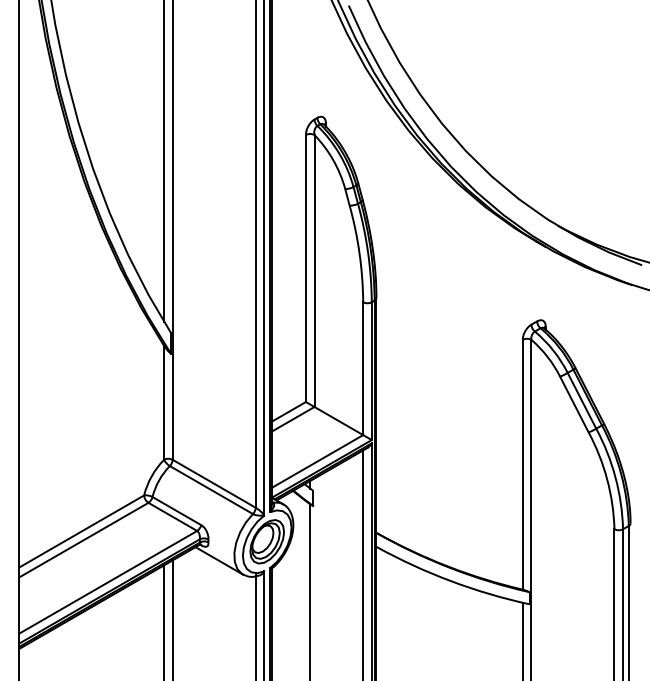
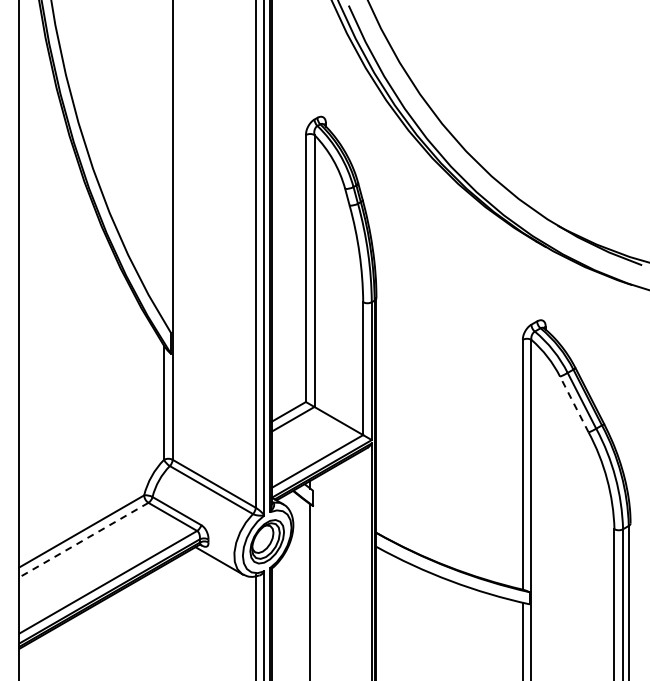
line: present -> none (164, 161)
line: solid -> dashed (574, 404)
line: solid -> dashed (83, 540)
line: present -> none (363, 563)
line: present -> none (172, 618)
line: present -> none (164, 621)
